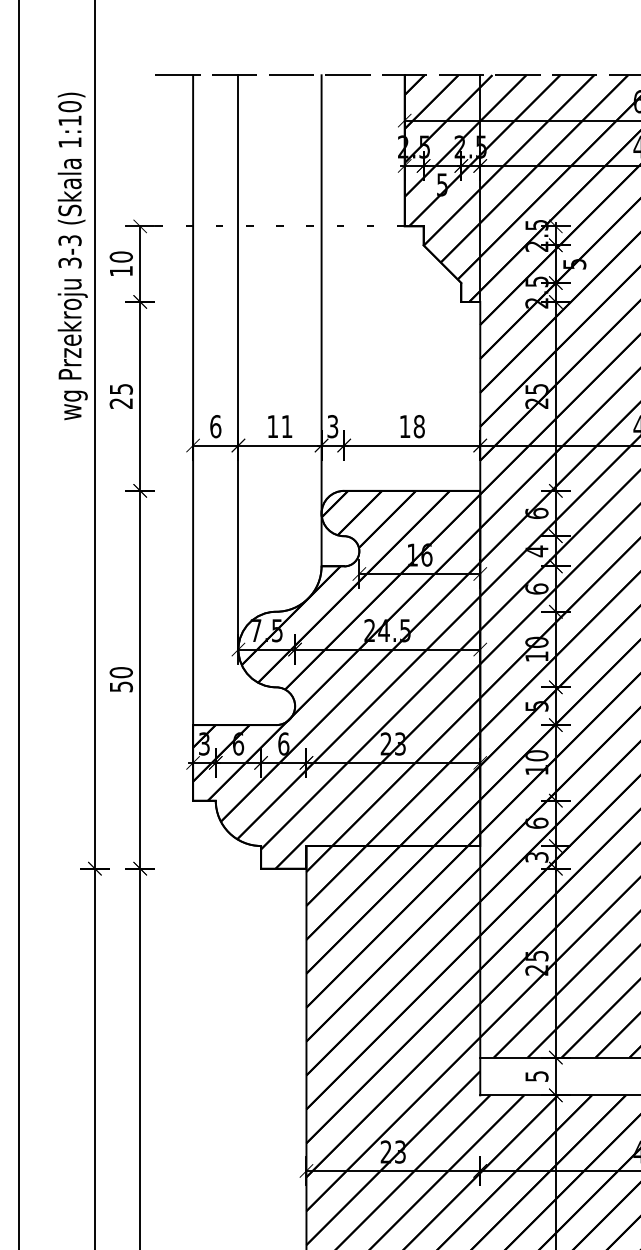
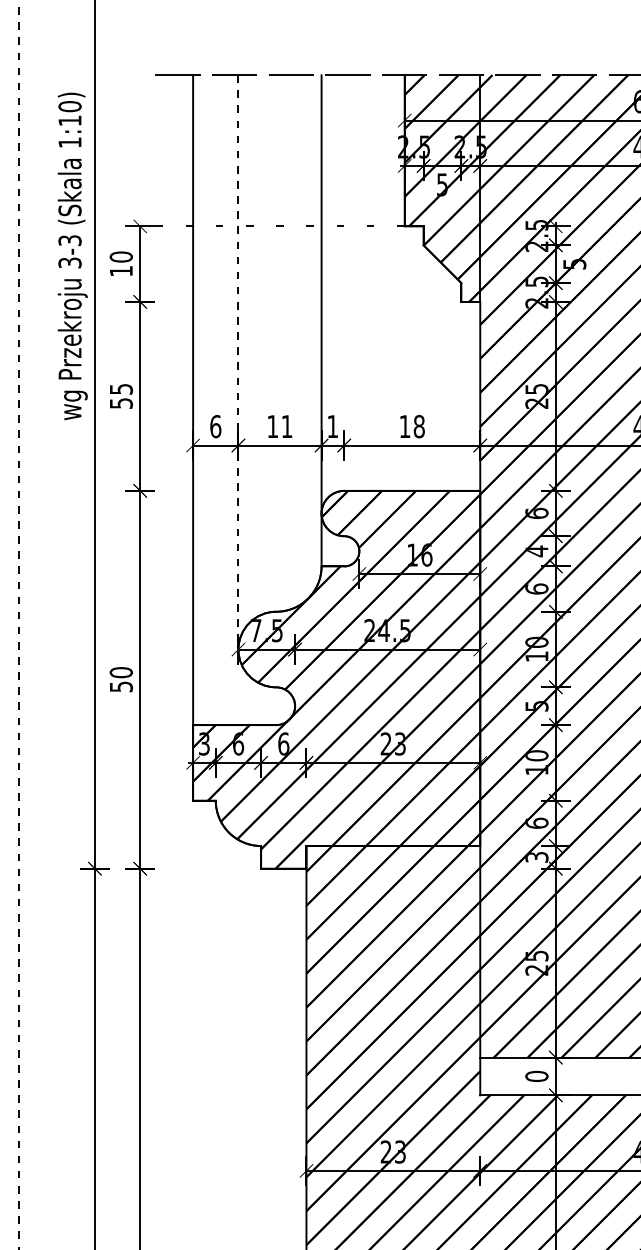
line: solid -> dashed (238, 362)
text: 25 -> 55 (120, 403)
text: 3 -> 1 (332, 426)
line: solid -> dashed (19, 625)
text: 5 -> 0 (536, 1075)
